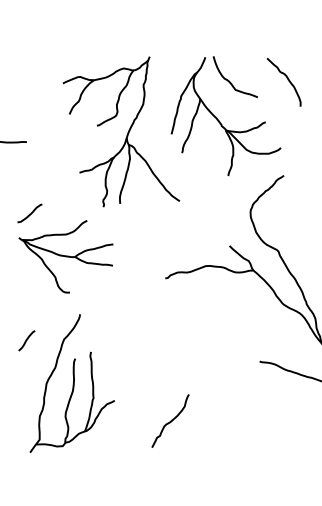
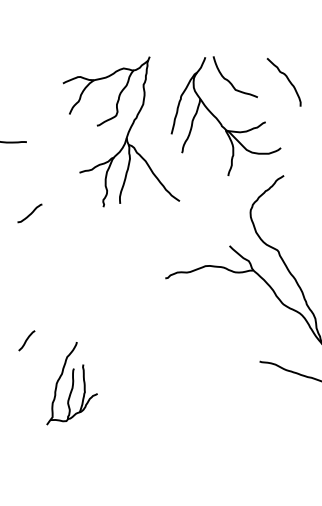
part: present -> none (65, 256)
part size: 86x139 px -> 52x84 px (71, 383)
curve: present -> none (170, 420)
